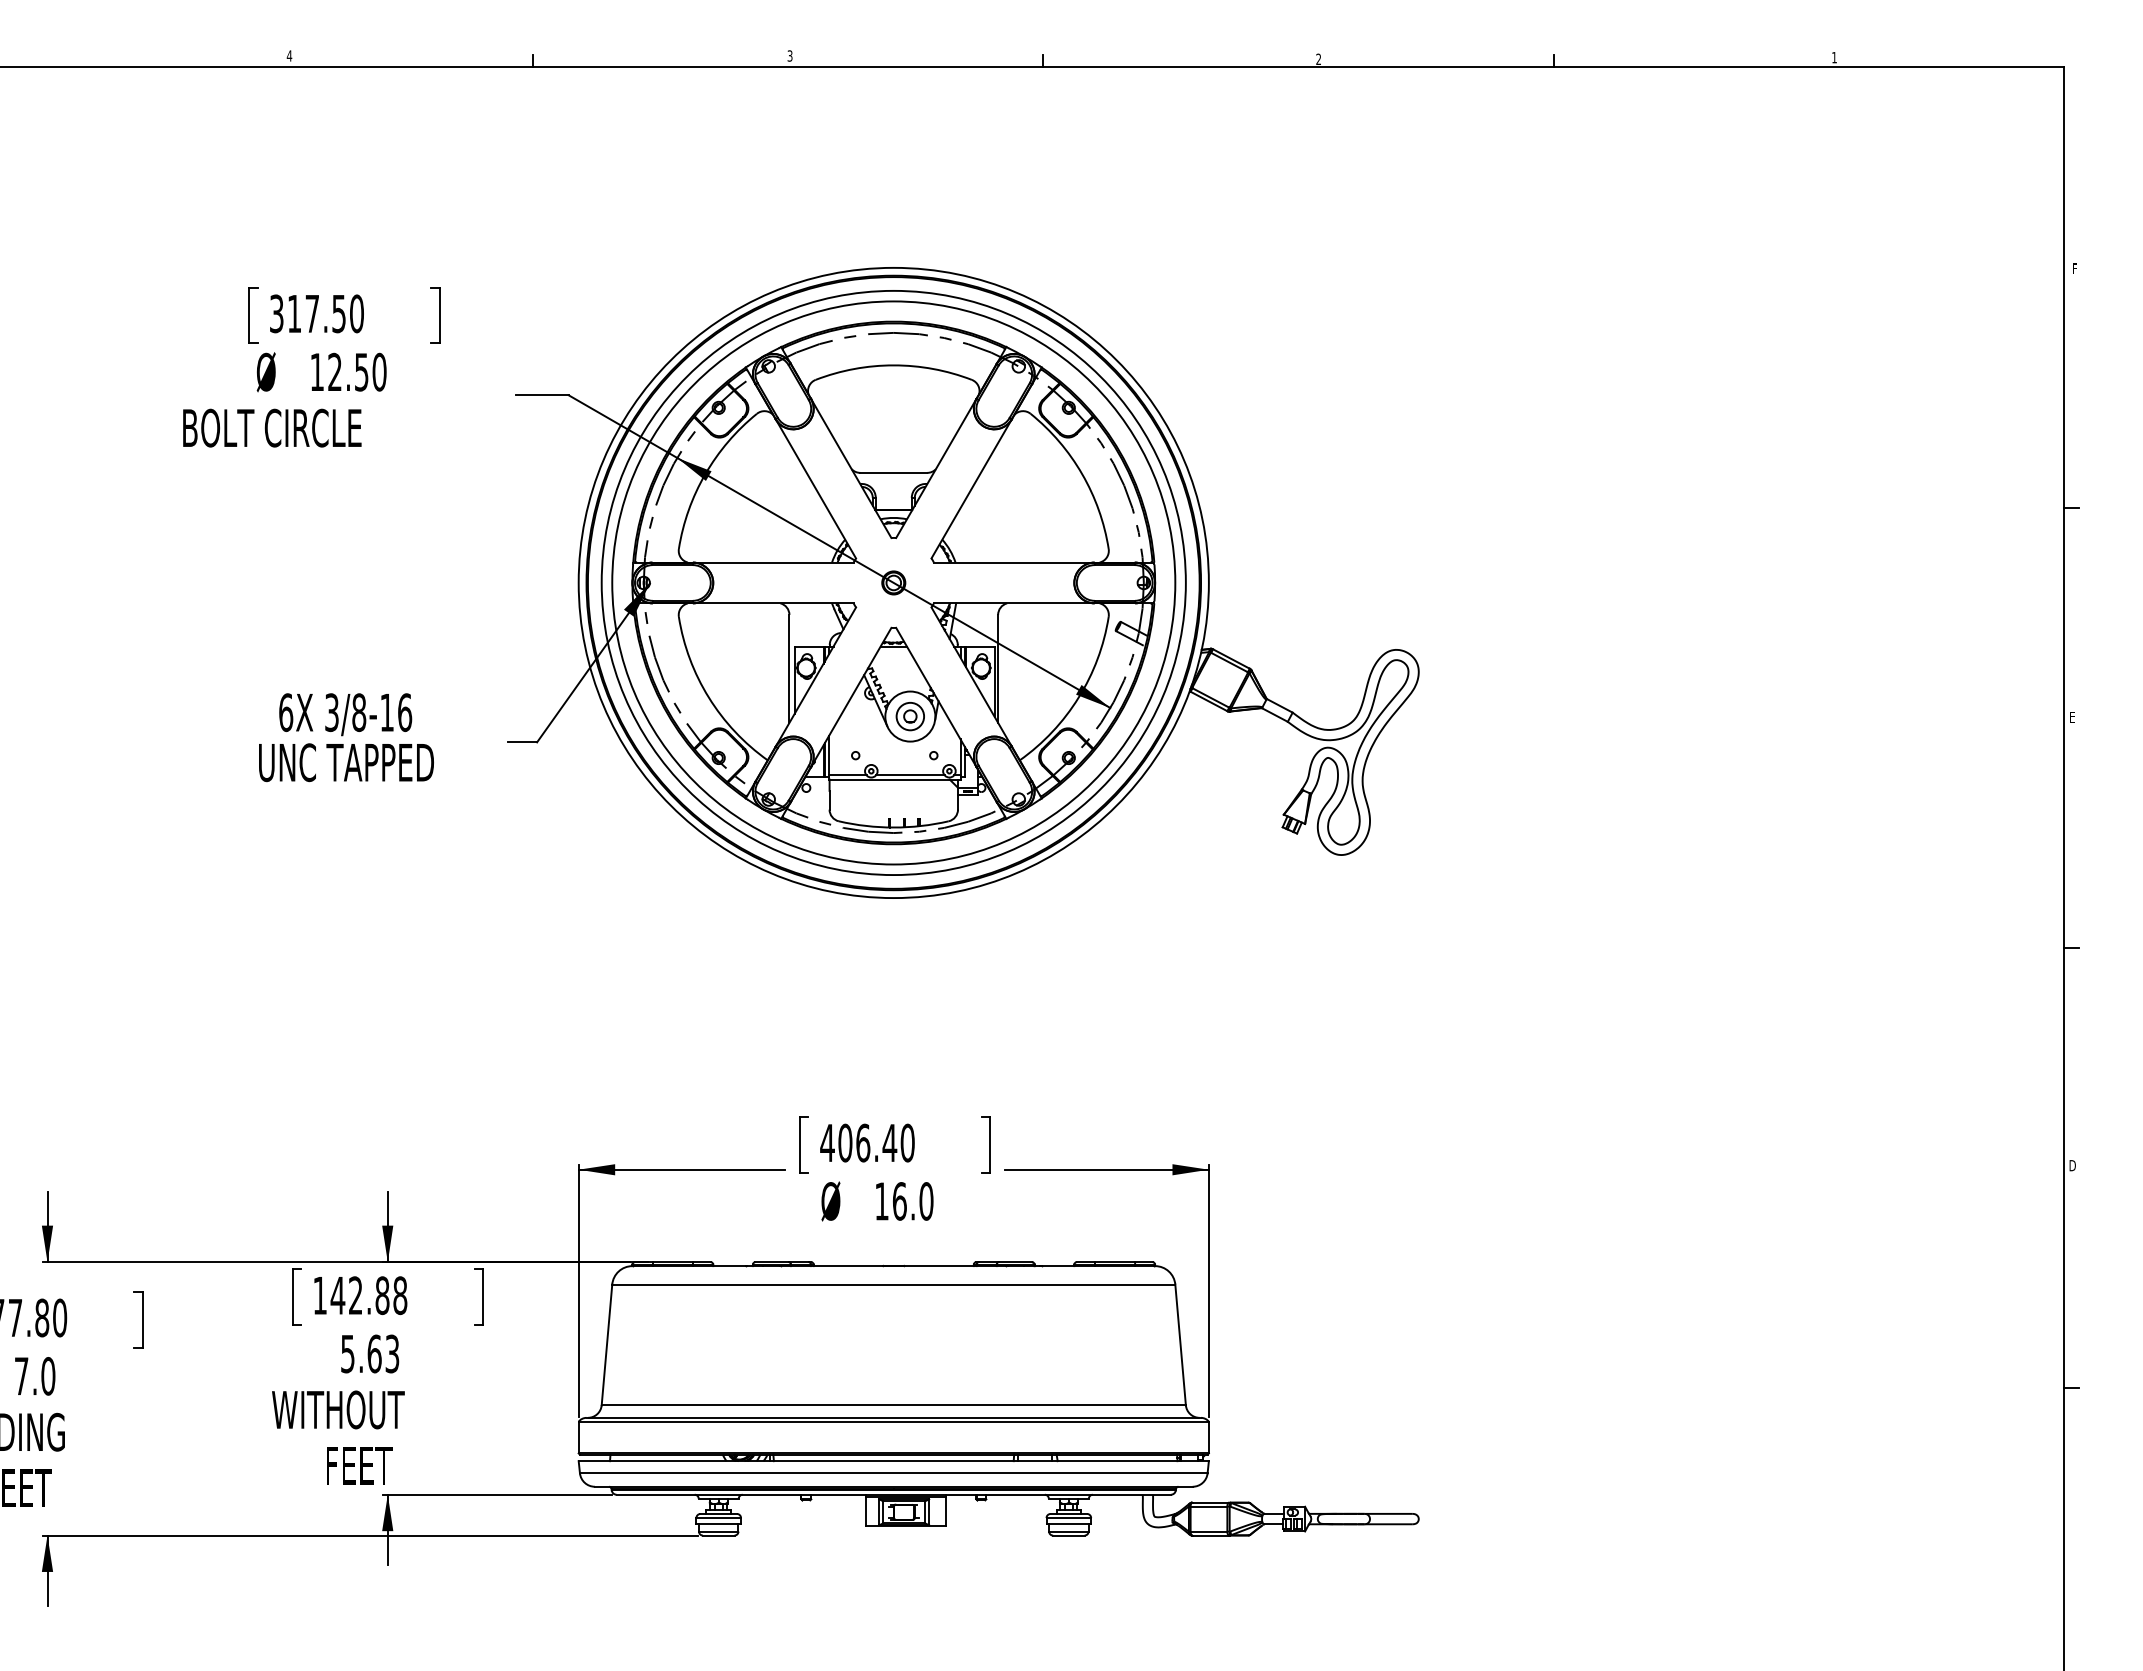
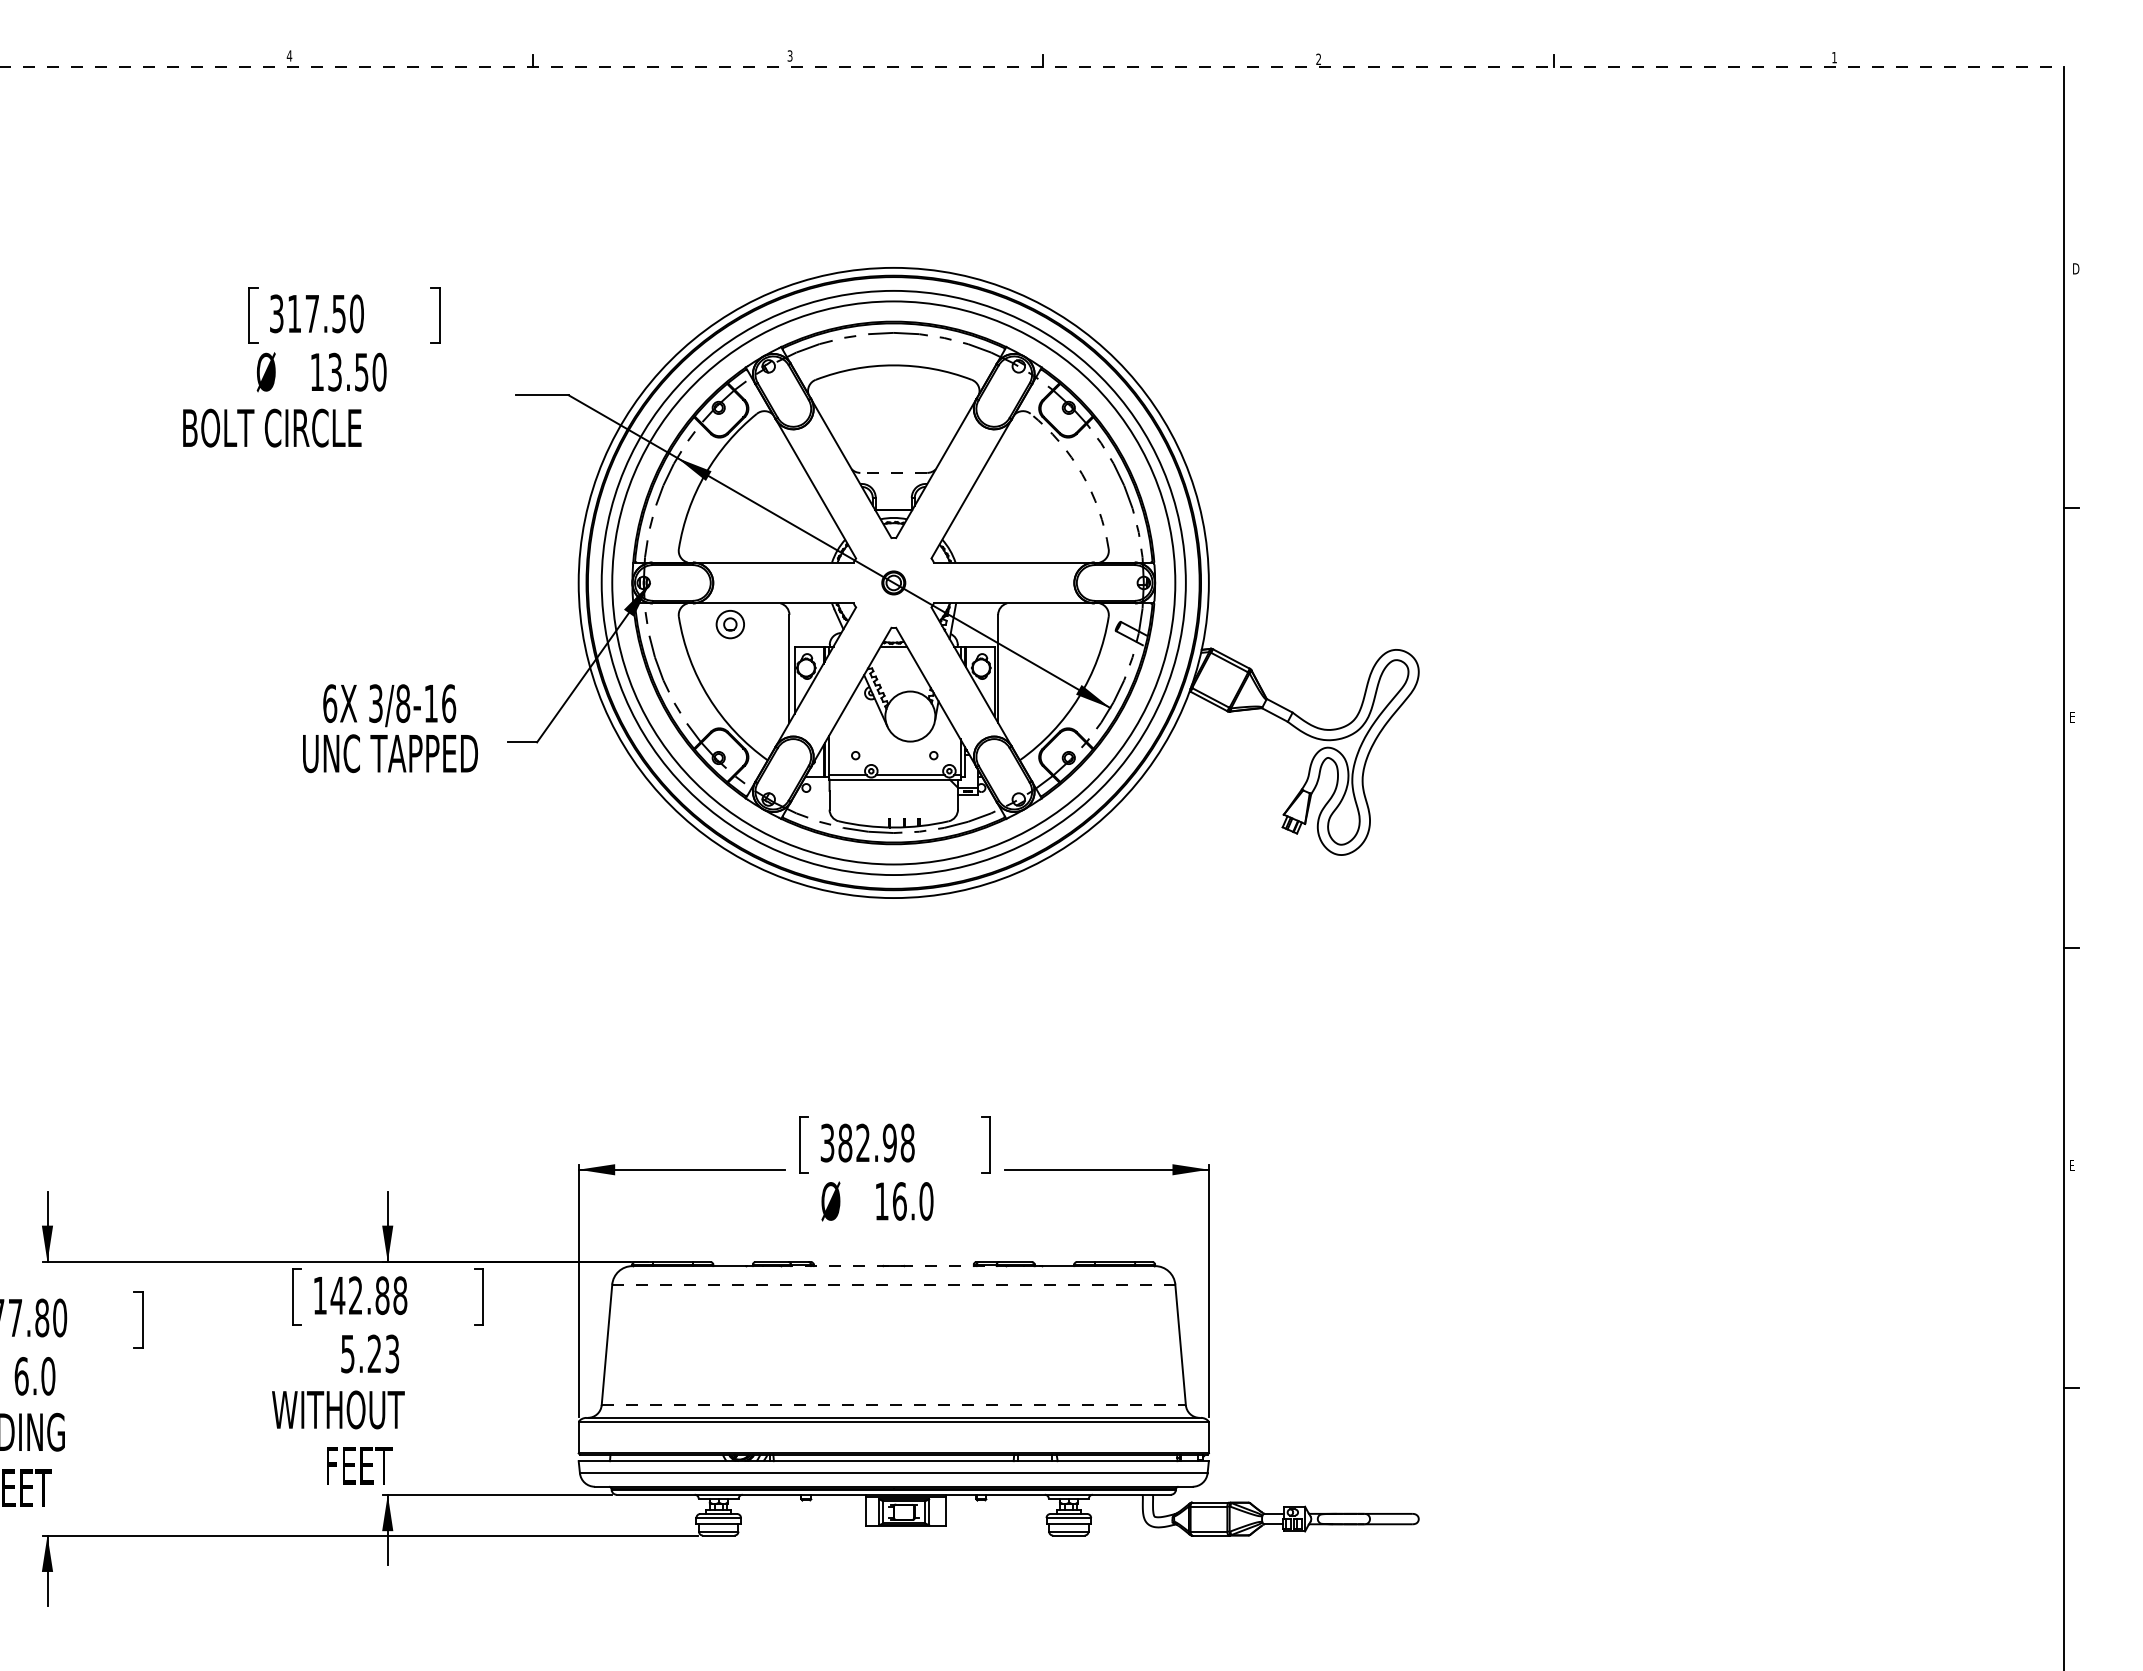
line: solid -> dashed (1031, 67)
text: F -> D (2076, 268)
text: 12.50 -> 13.50 (334, 372)
line: solid -> dashed (893, 472)
arc: solid -> dashed (1082, 474)
part position: (909, 716) -> (729, 624) (729, 624)
text position: (346, 737) -> (390, 728) (390, 728)
text: 406.40 -> 382.98 (867, 1142)
text: D -> E (2072, 1165)
line: solid -> dashed (893, 1266)
line: solid -> dashed (893, 1284)
text: 5.63 -> 5.23 (374, 1353)
text: 7.0 -> 6.0 (21, 1376)
line: solid -> dashed (894, 1405)
